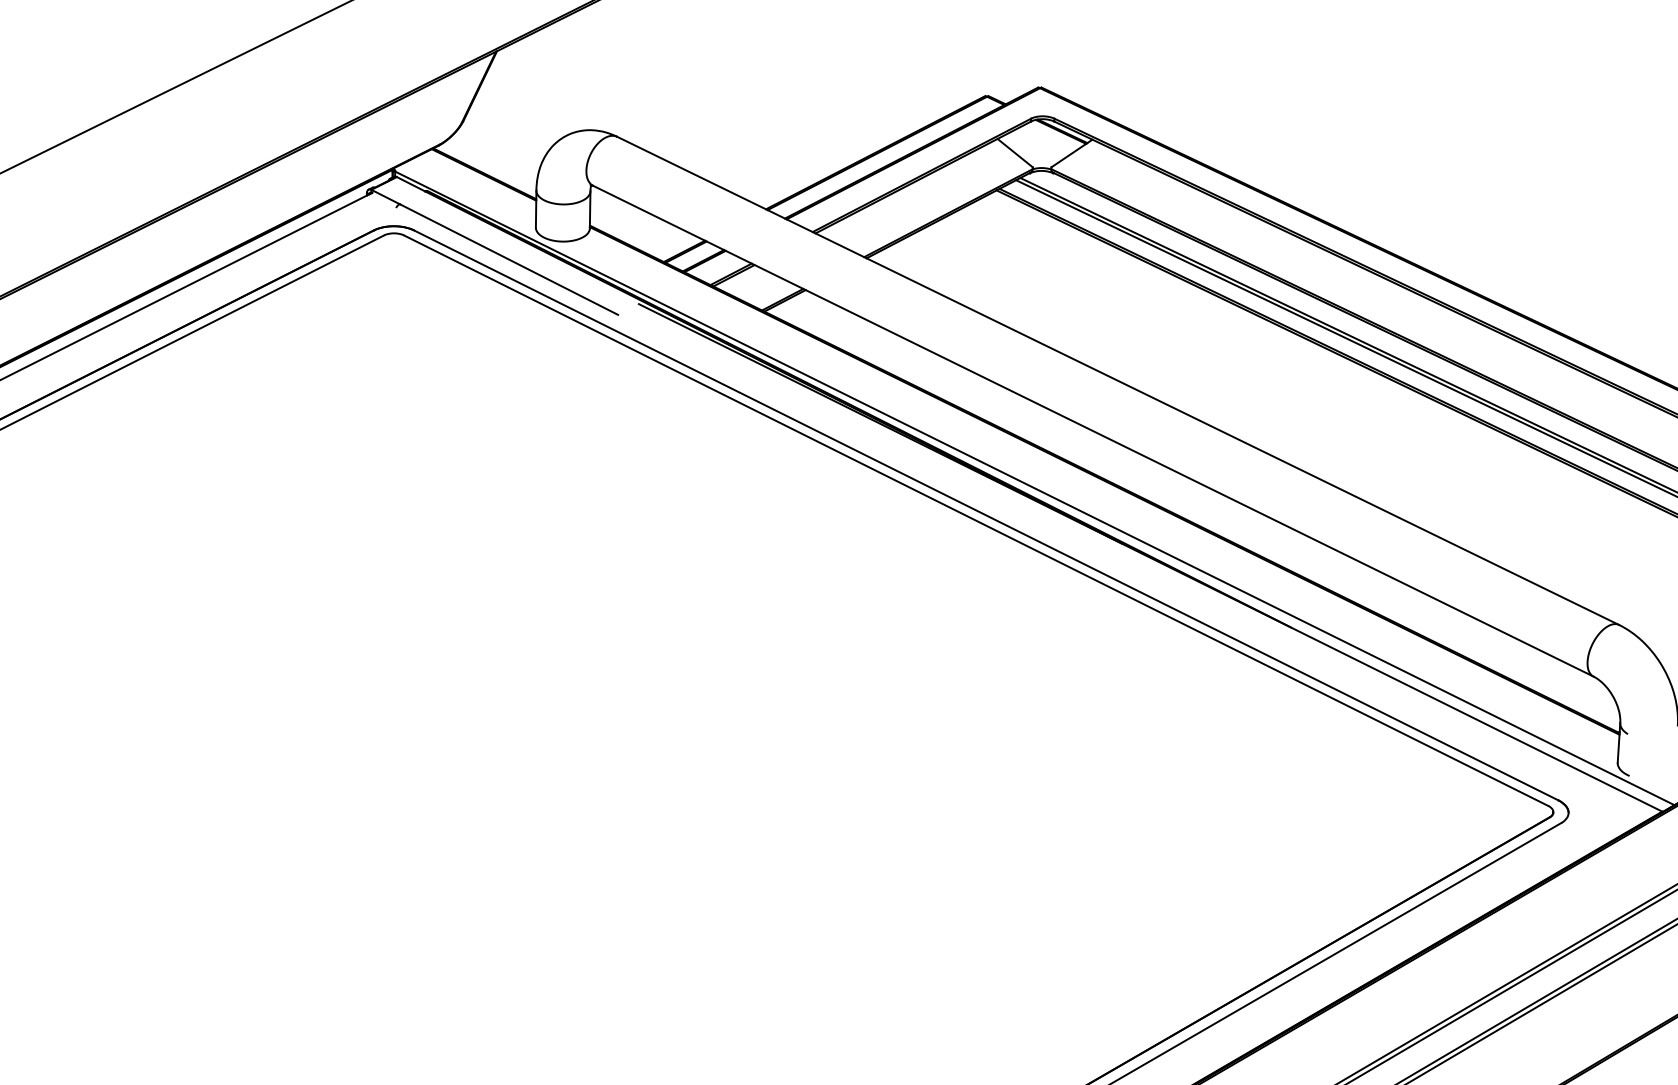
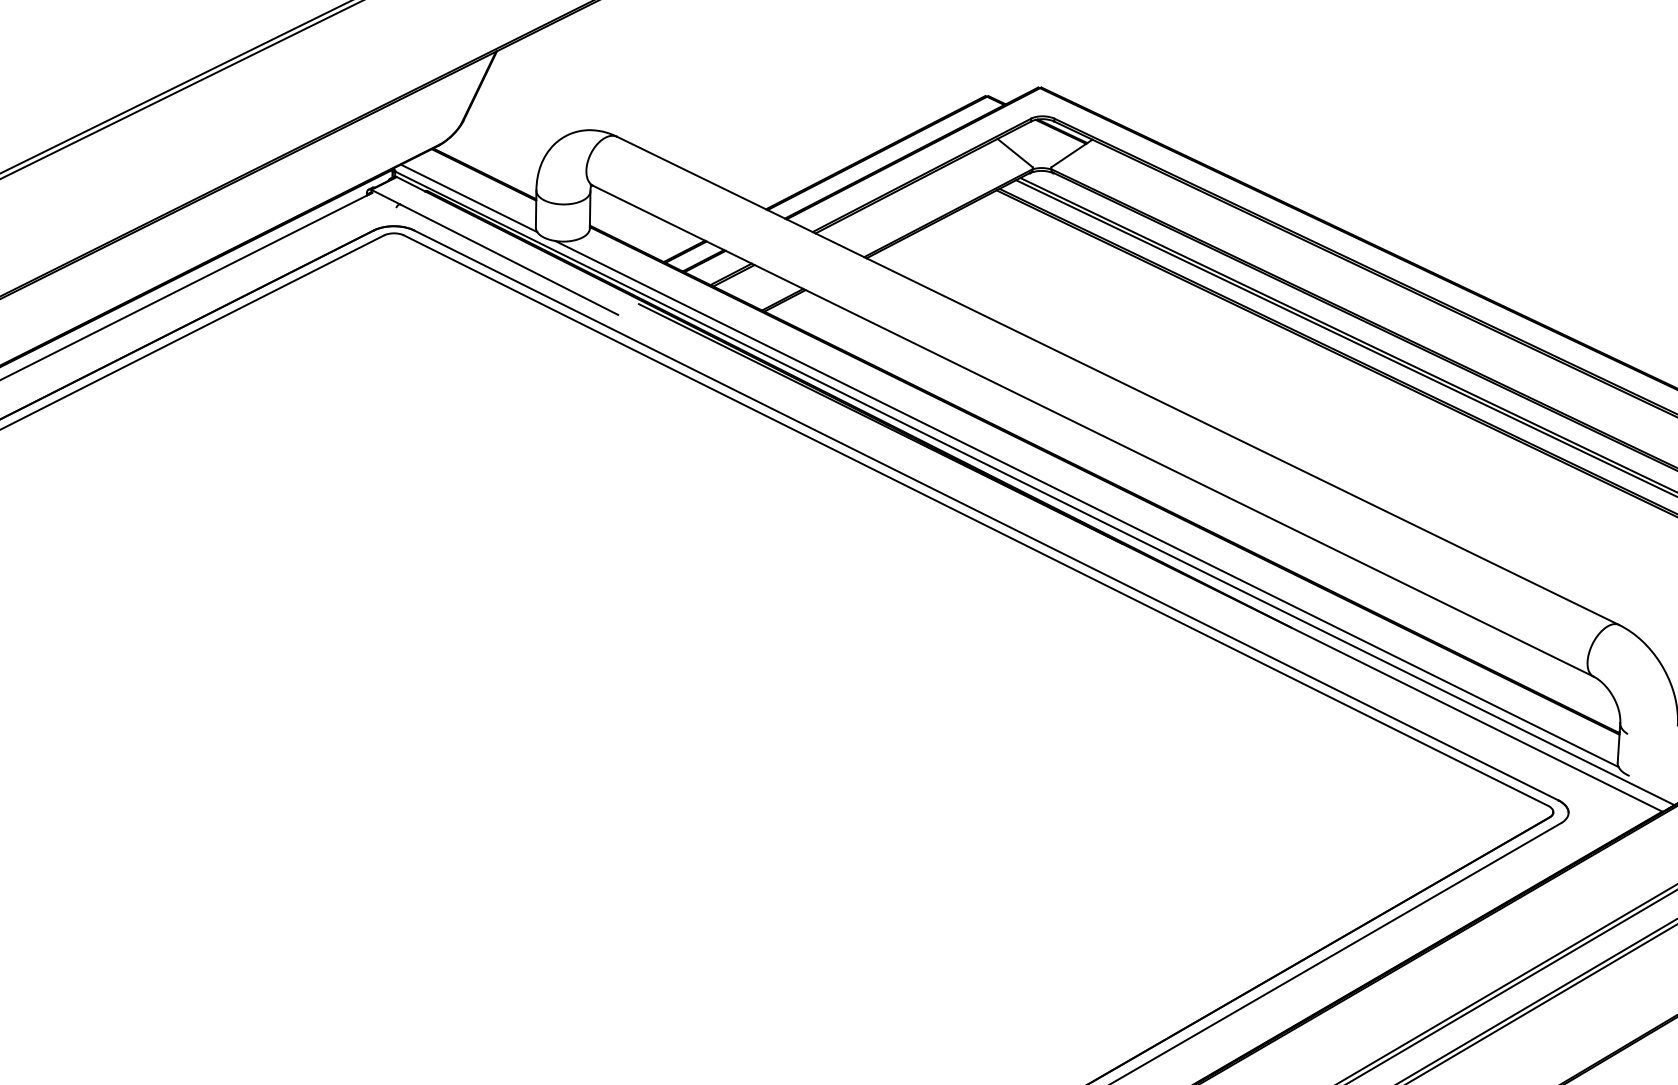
line: none -> present (180, 90)
line: none -> present (469, 198)
line: none -> present (1086, 503)
